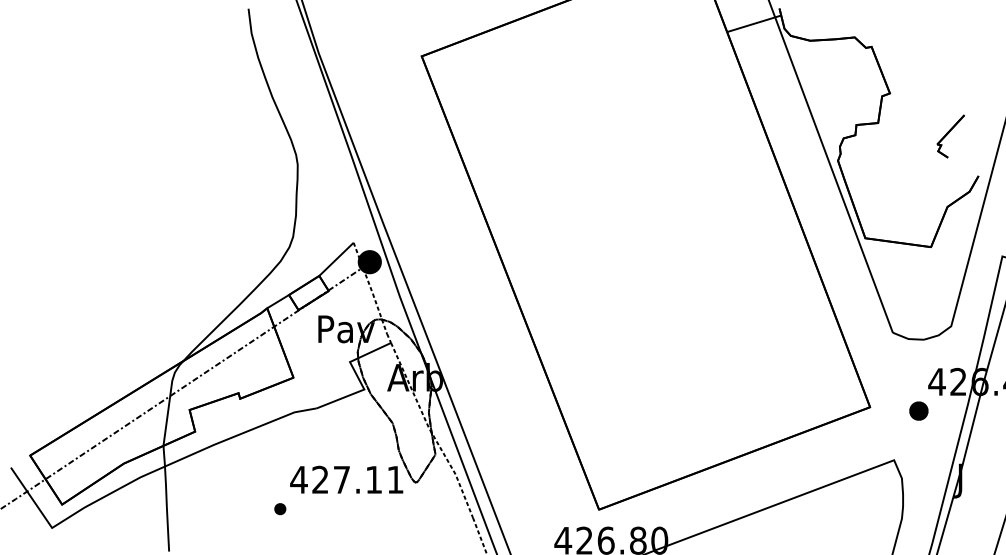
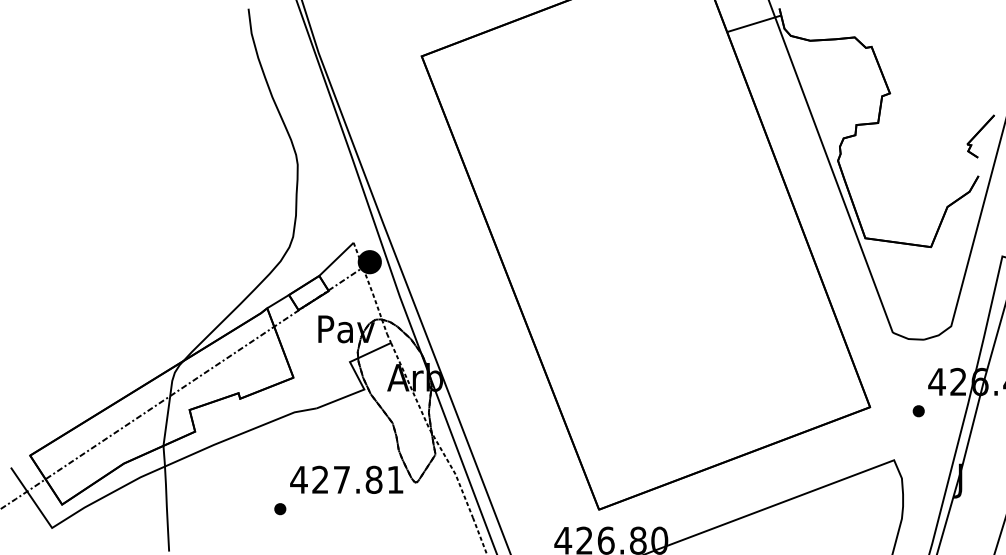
part position: (950, 136) -> (980, 136) (980, 136)
part size: 20x20 px -> 13x13 px (918, 411)
text: 427.11 -> 427.81 (373, 479)
